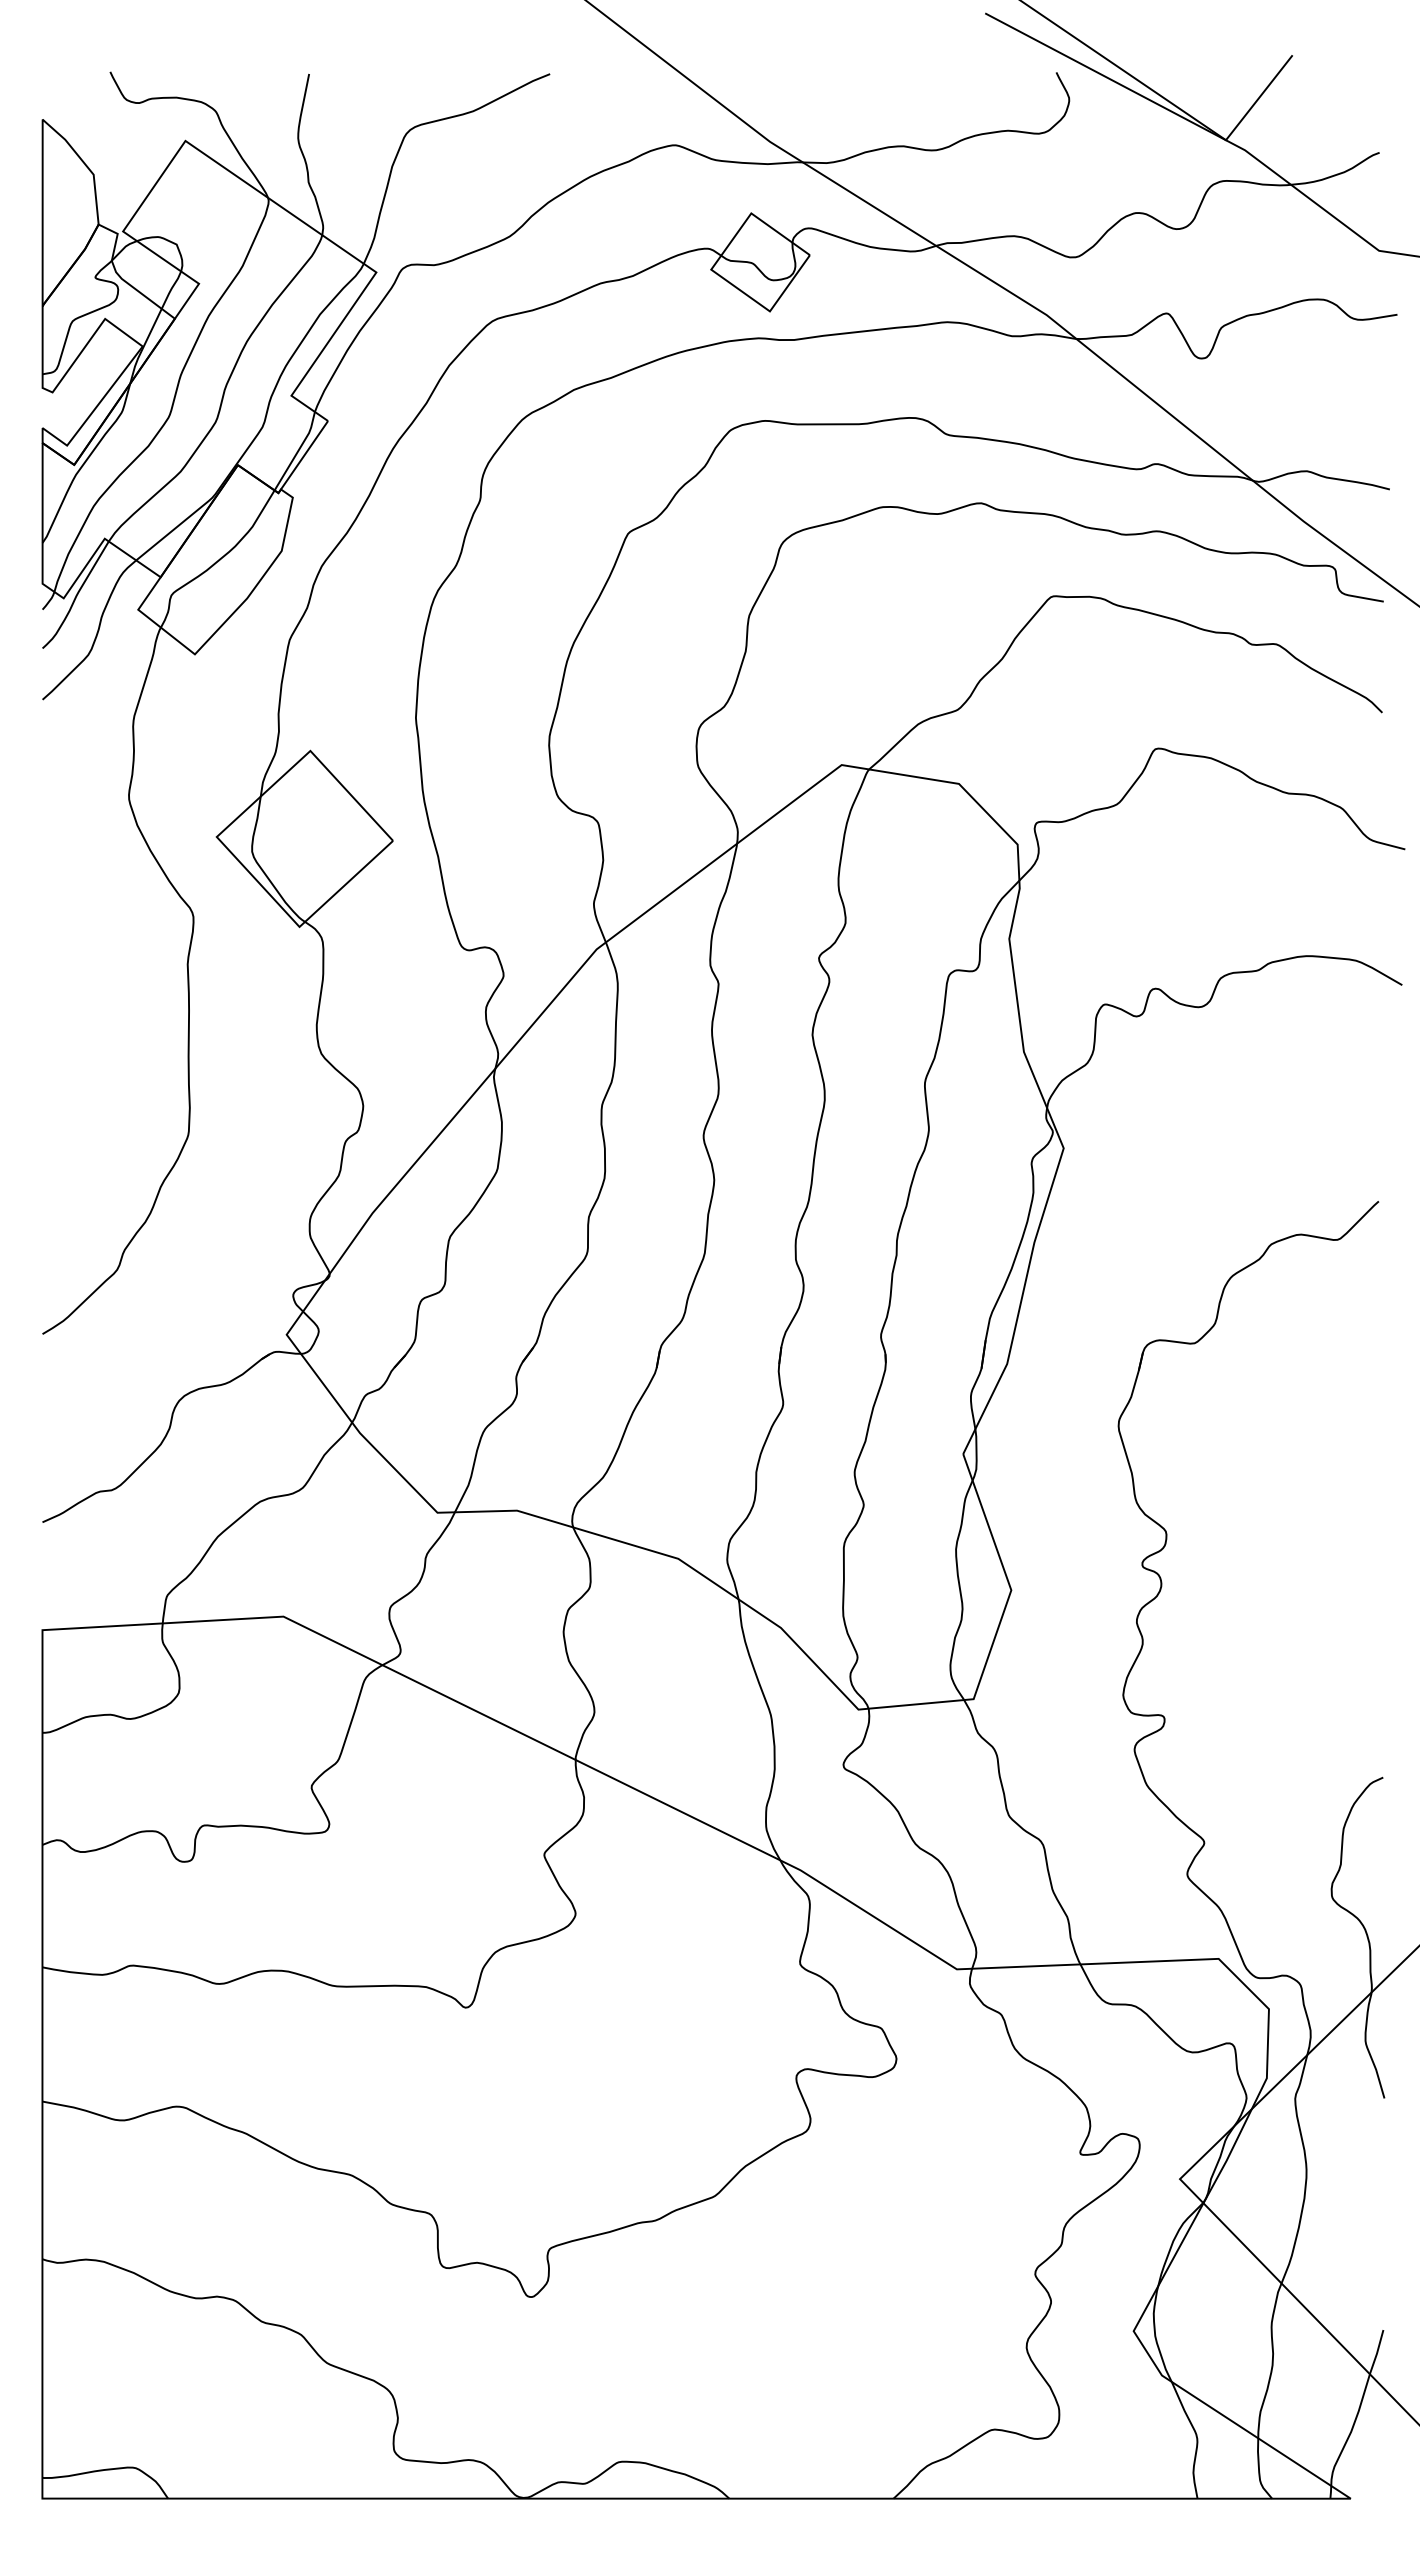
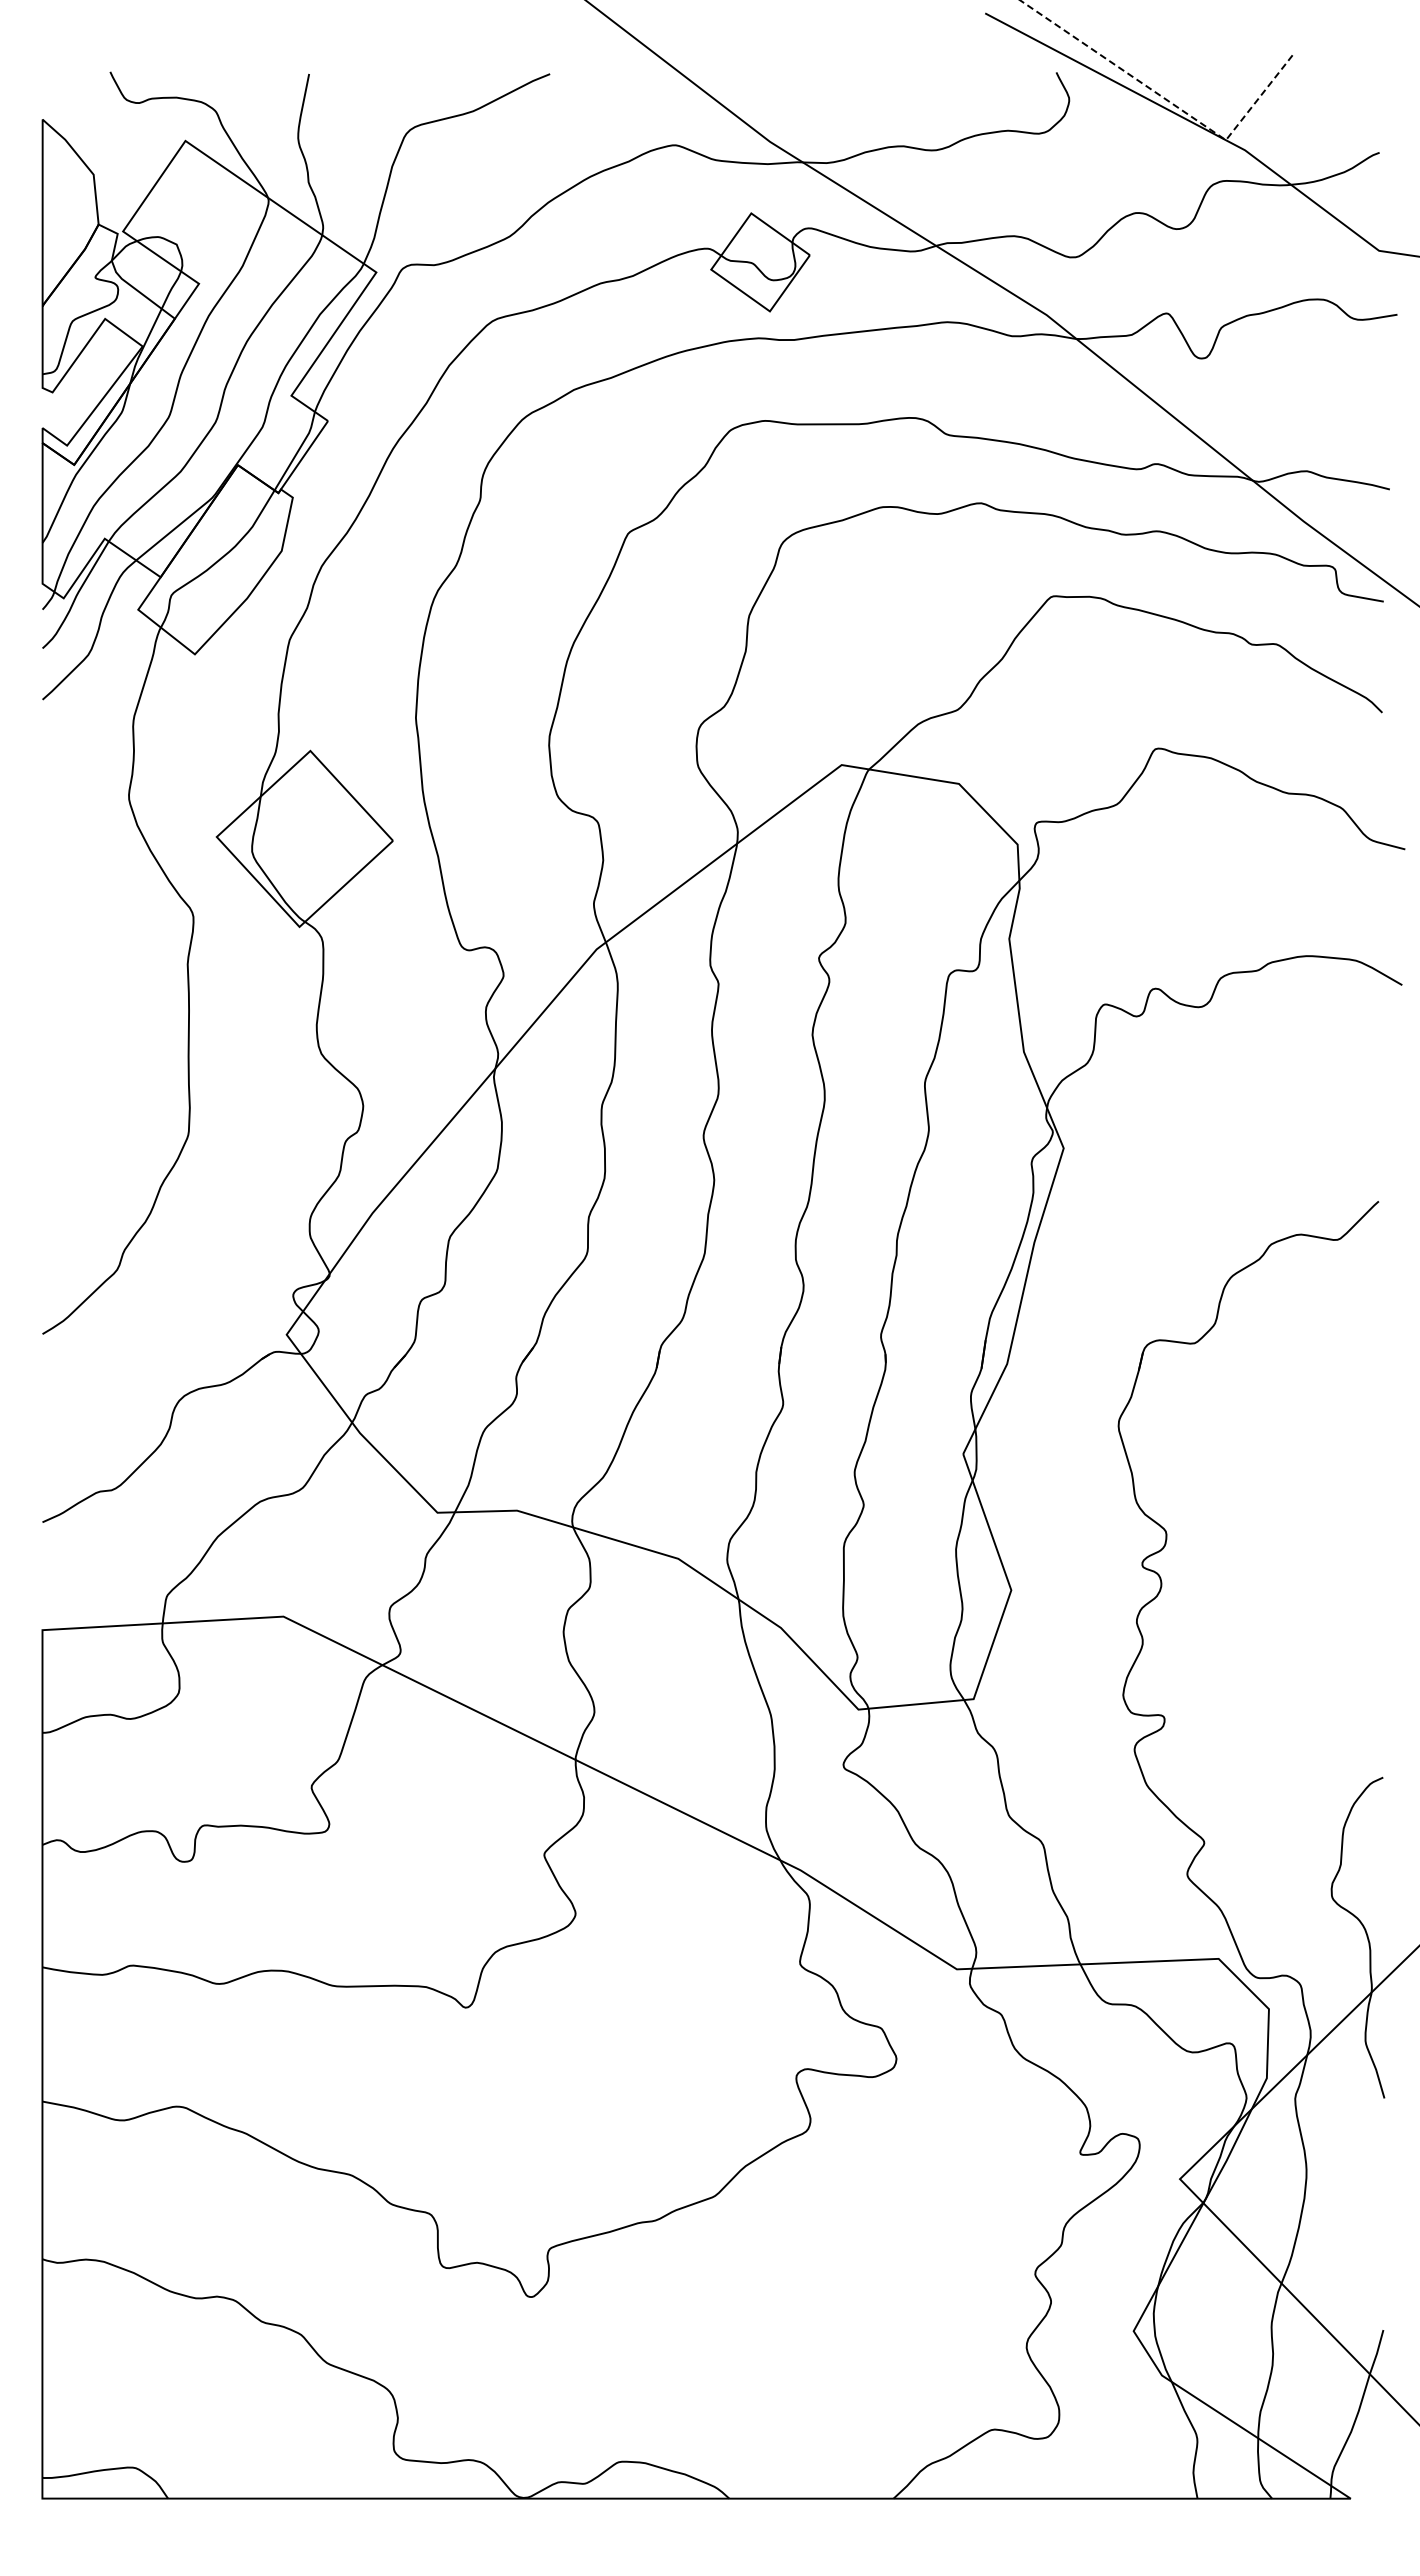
line: solid -> dashed (1168, 100)
